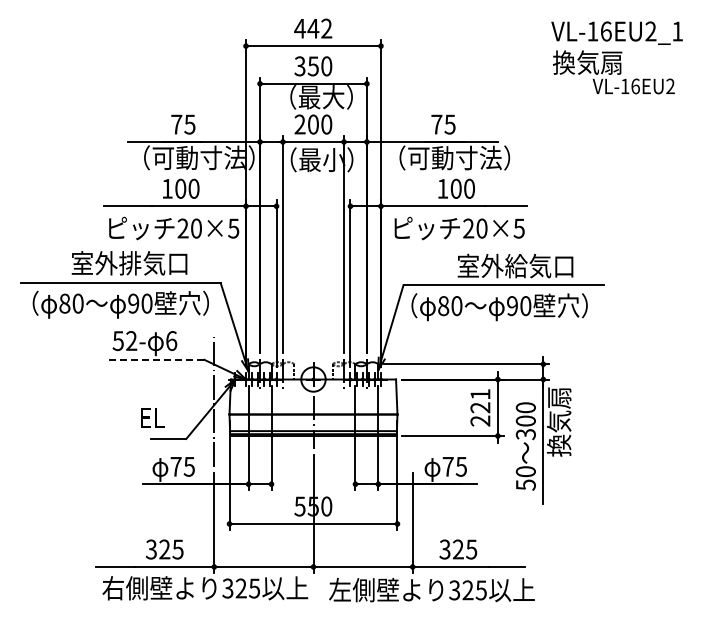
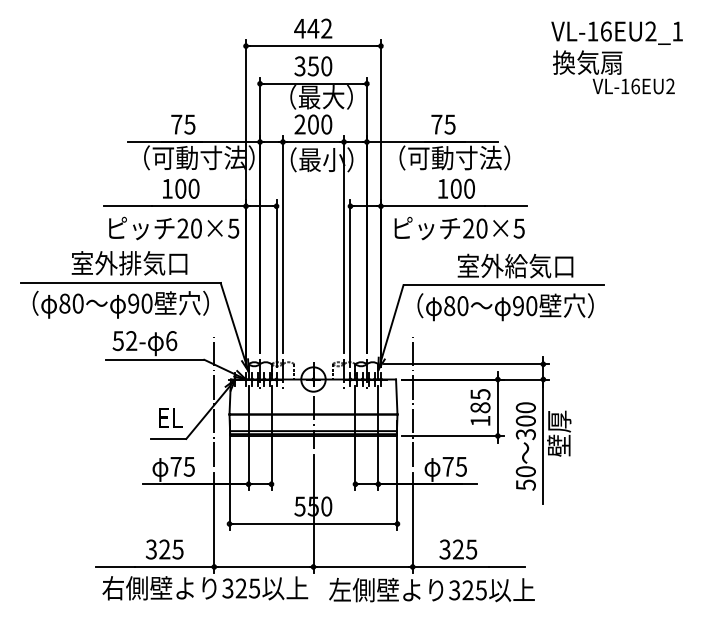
text position: (499, 307) -> (505, 307) (505, 307)
line: dashed -> solid (154, 359)
line: none -> present (412, 401)
text: 221 -> 185 (480, 407)
text position: (152, 417) -> (170, 417) (170, 417)
text: 換気扇 -> 壁厚 (558, 421)
